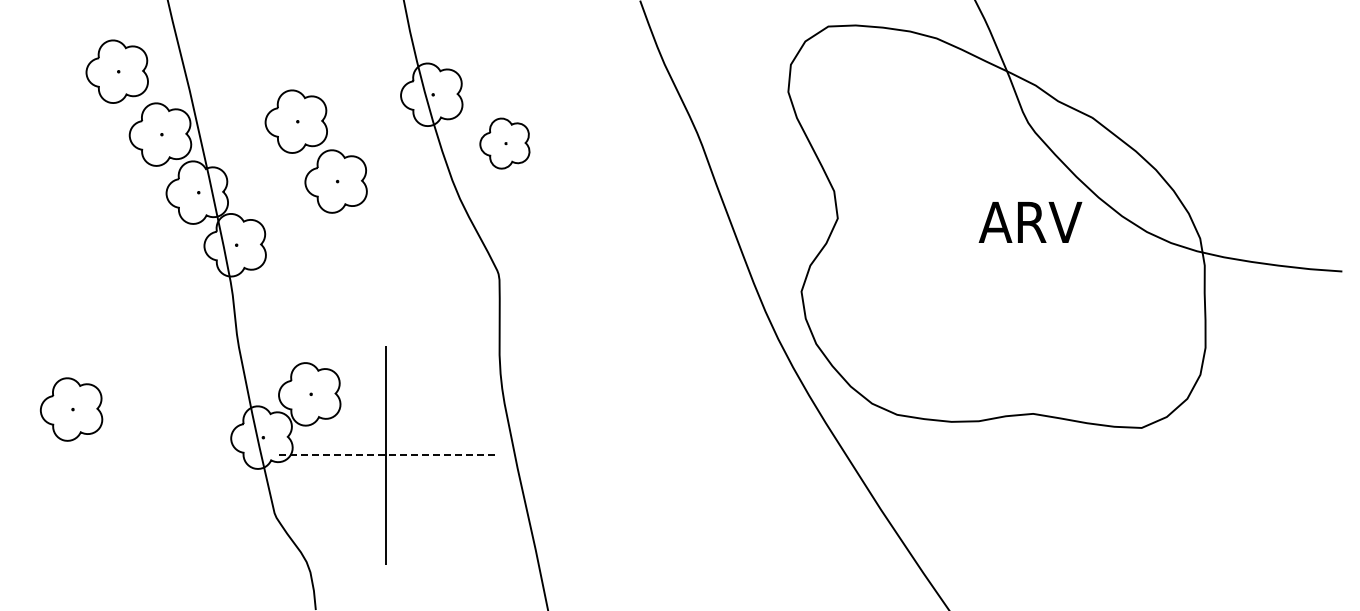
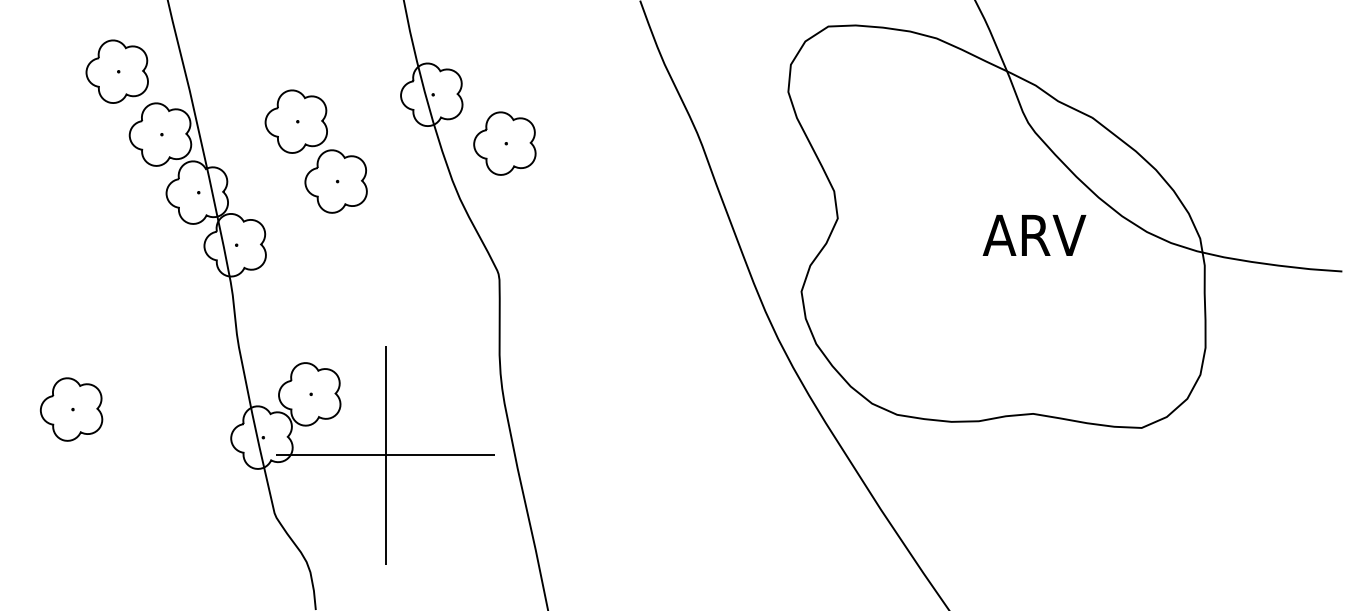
part size: 52x53 px -> 64x65 px (504, 143)
text position: (1030, 222) -> (1034, 235) (1034, 235)
line: dashed -> solid (385, 455)
